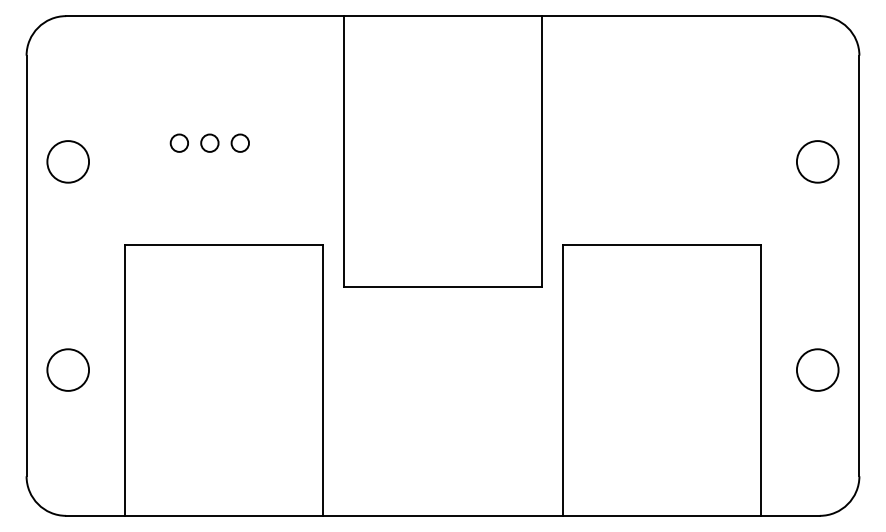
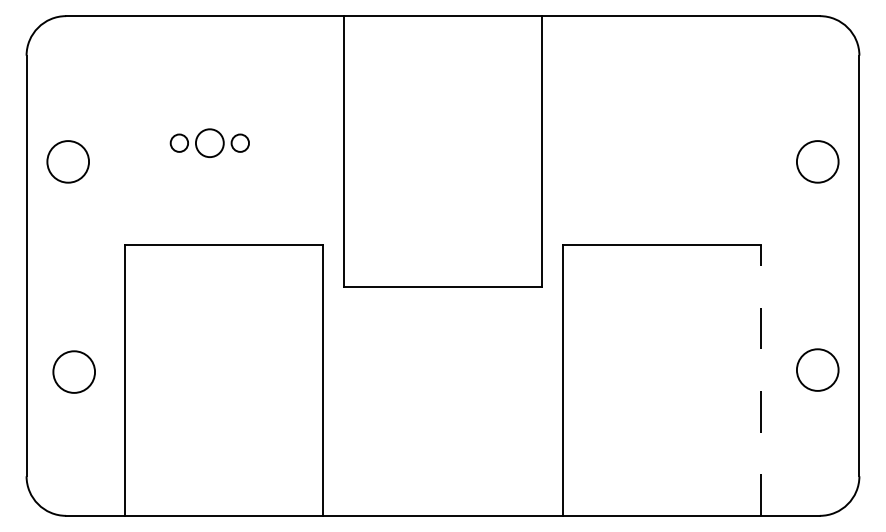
circle diameter: 17 px -> 28 px (209, 143)
circle position: (67, 369) -> (73, 371) (73, 371)
line: solid -> dashed (760, 380)
